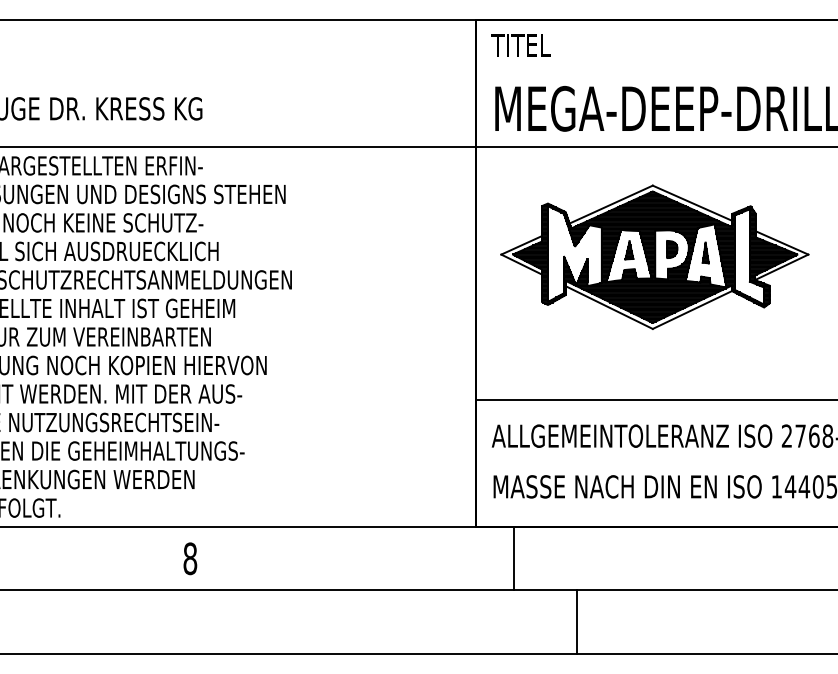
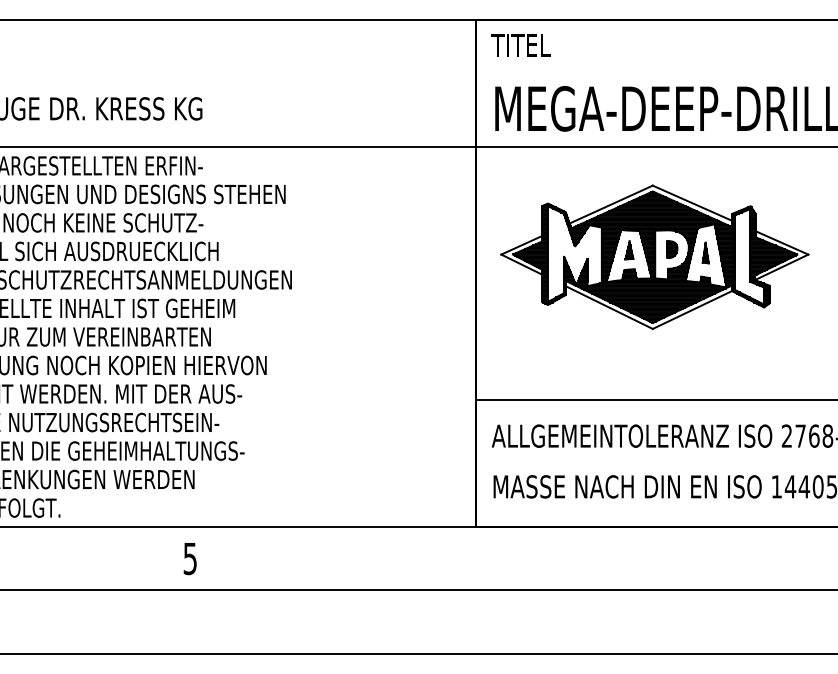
text: 8 -> 5 (190, 558)
line: present -> none (514, 558)
line: present -> none (577, 621)
